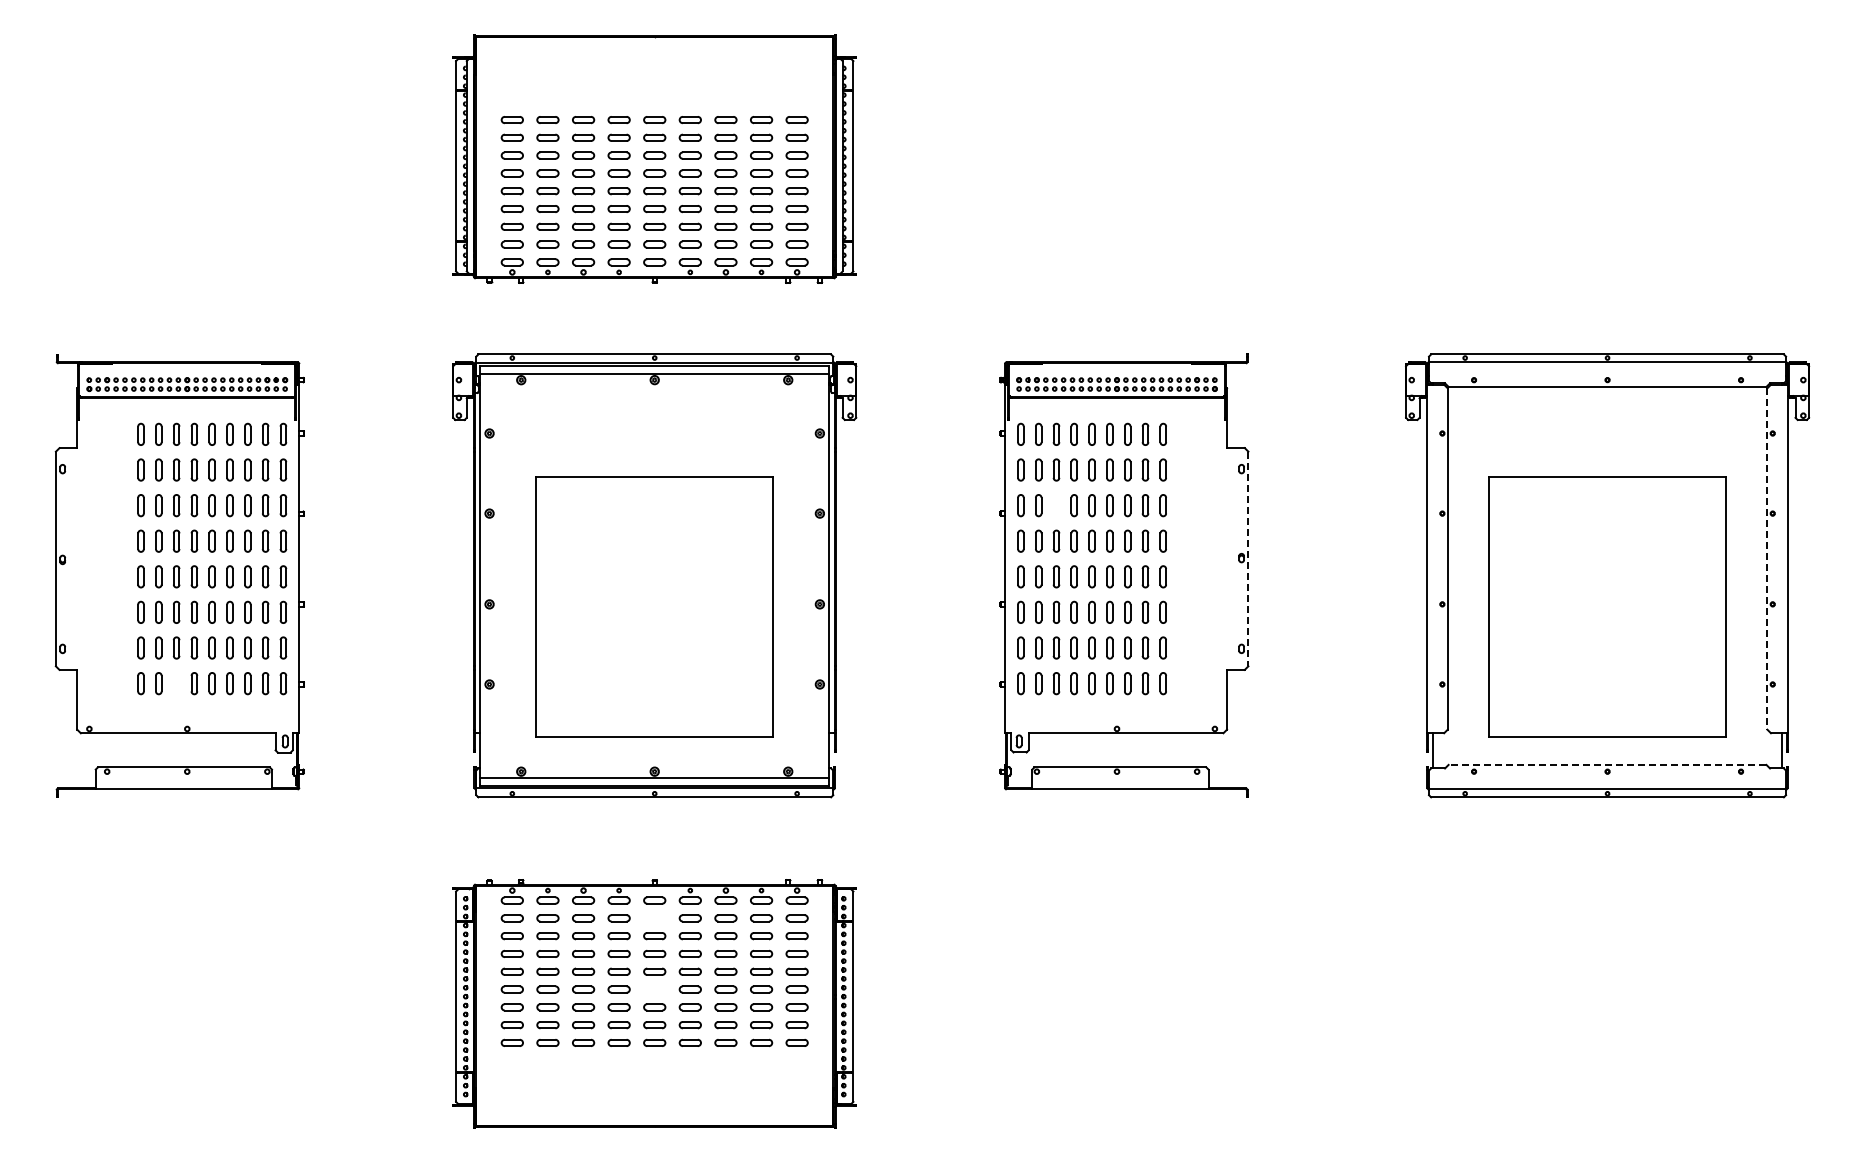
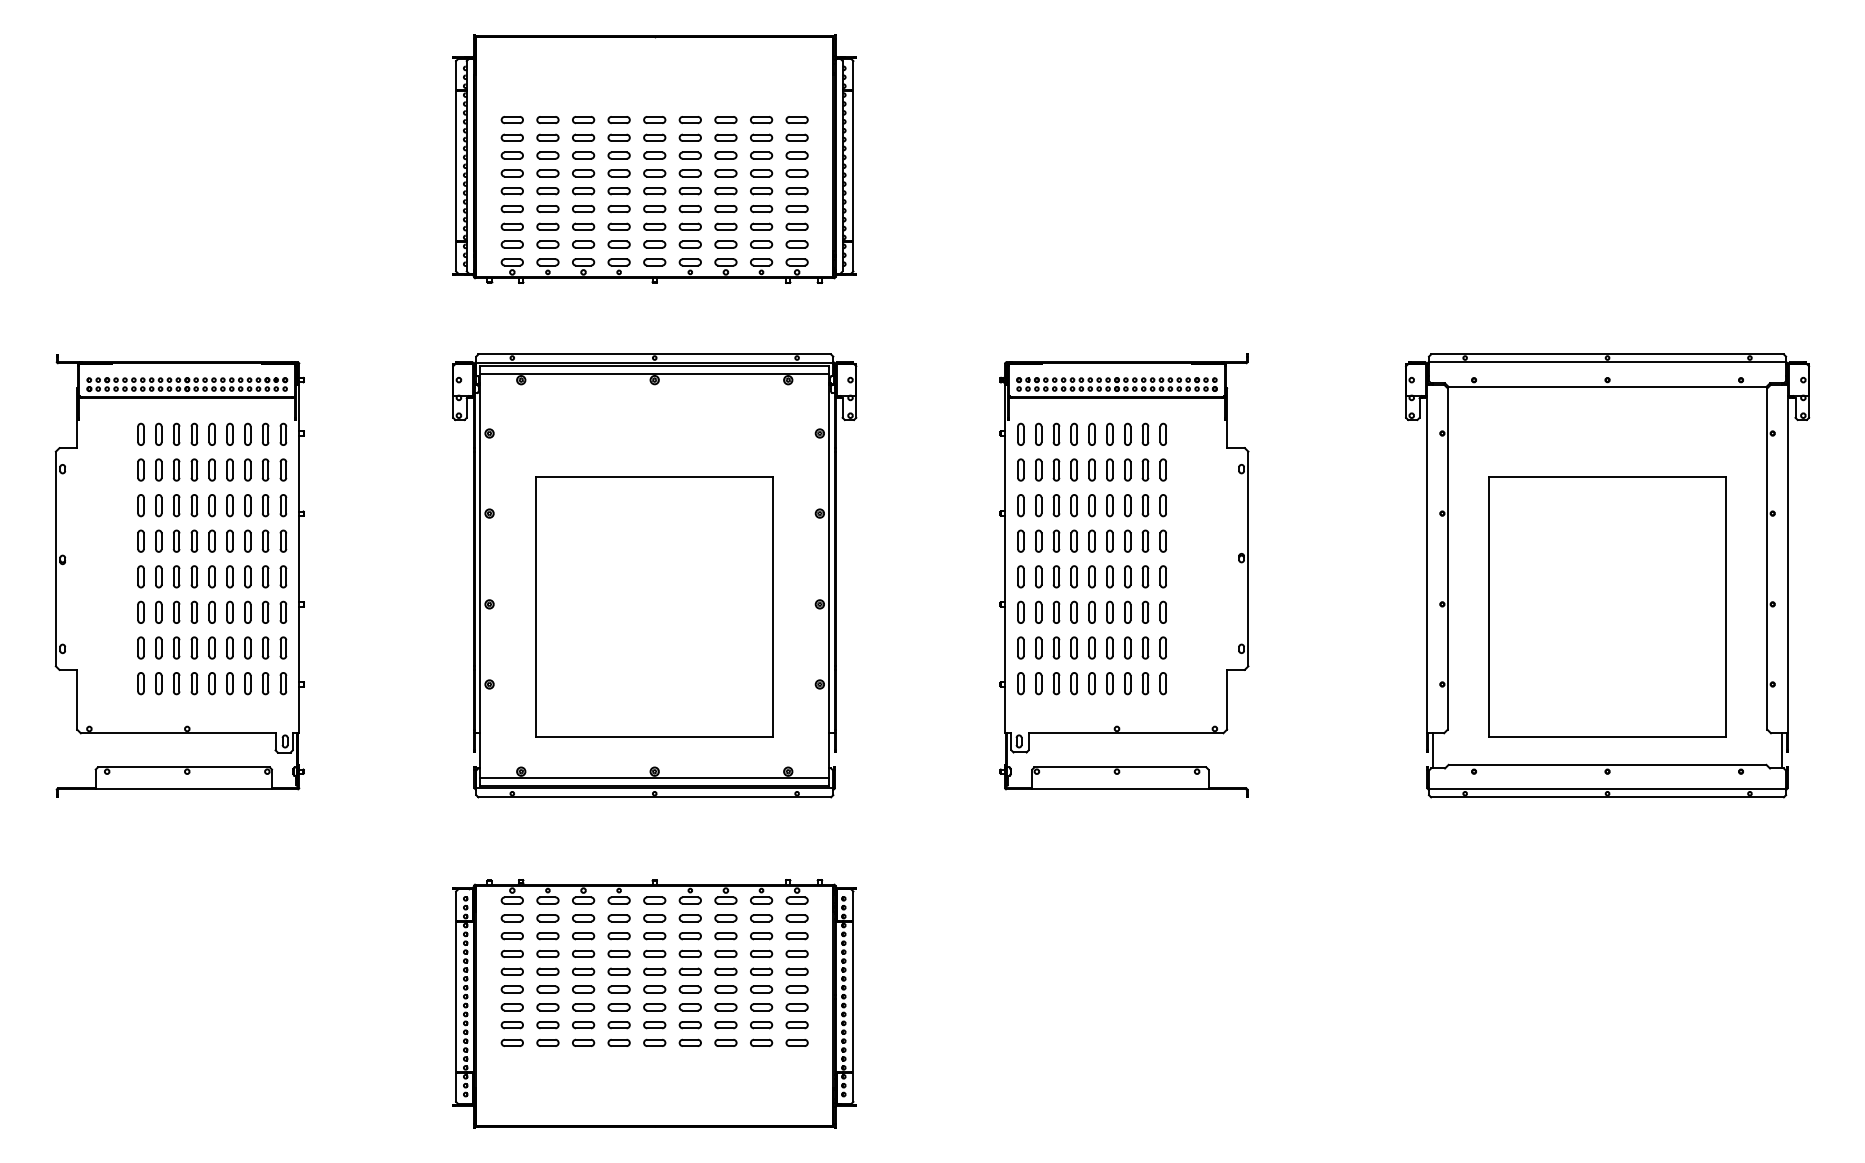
part: none -> present (1056, 505)
line: dashed -> solid (1248, 559)
line: dashed -> solid (1767, 559)
part: none -> present (176, 683)
line: dashed -> solid (1607, 764)
part: none -> present (654, 918)
part: none -> present (654, 989)
